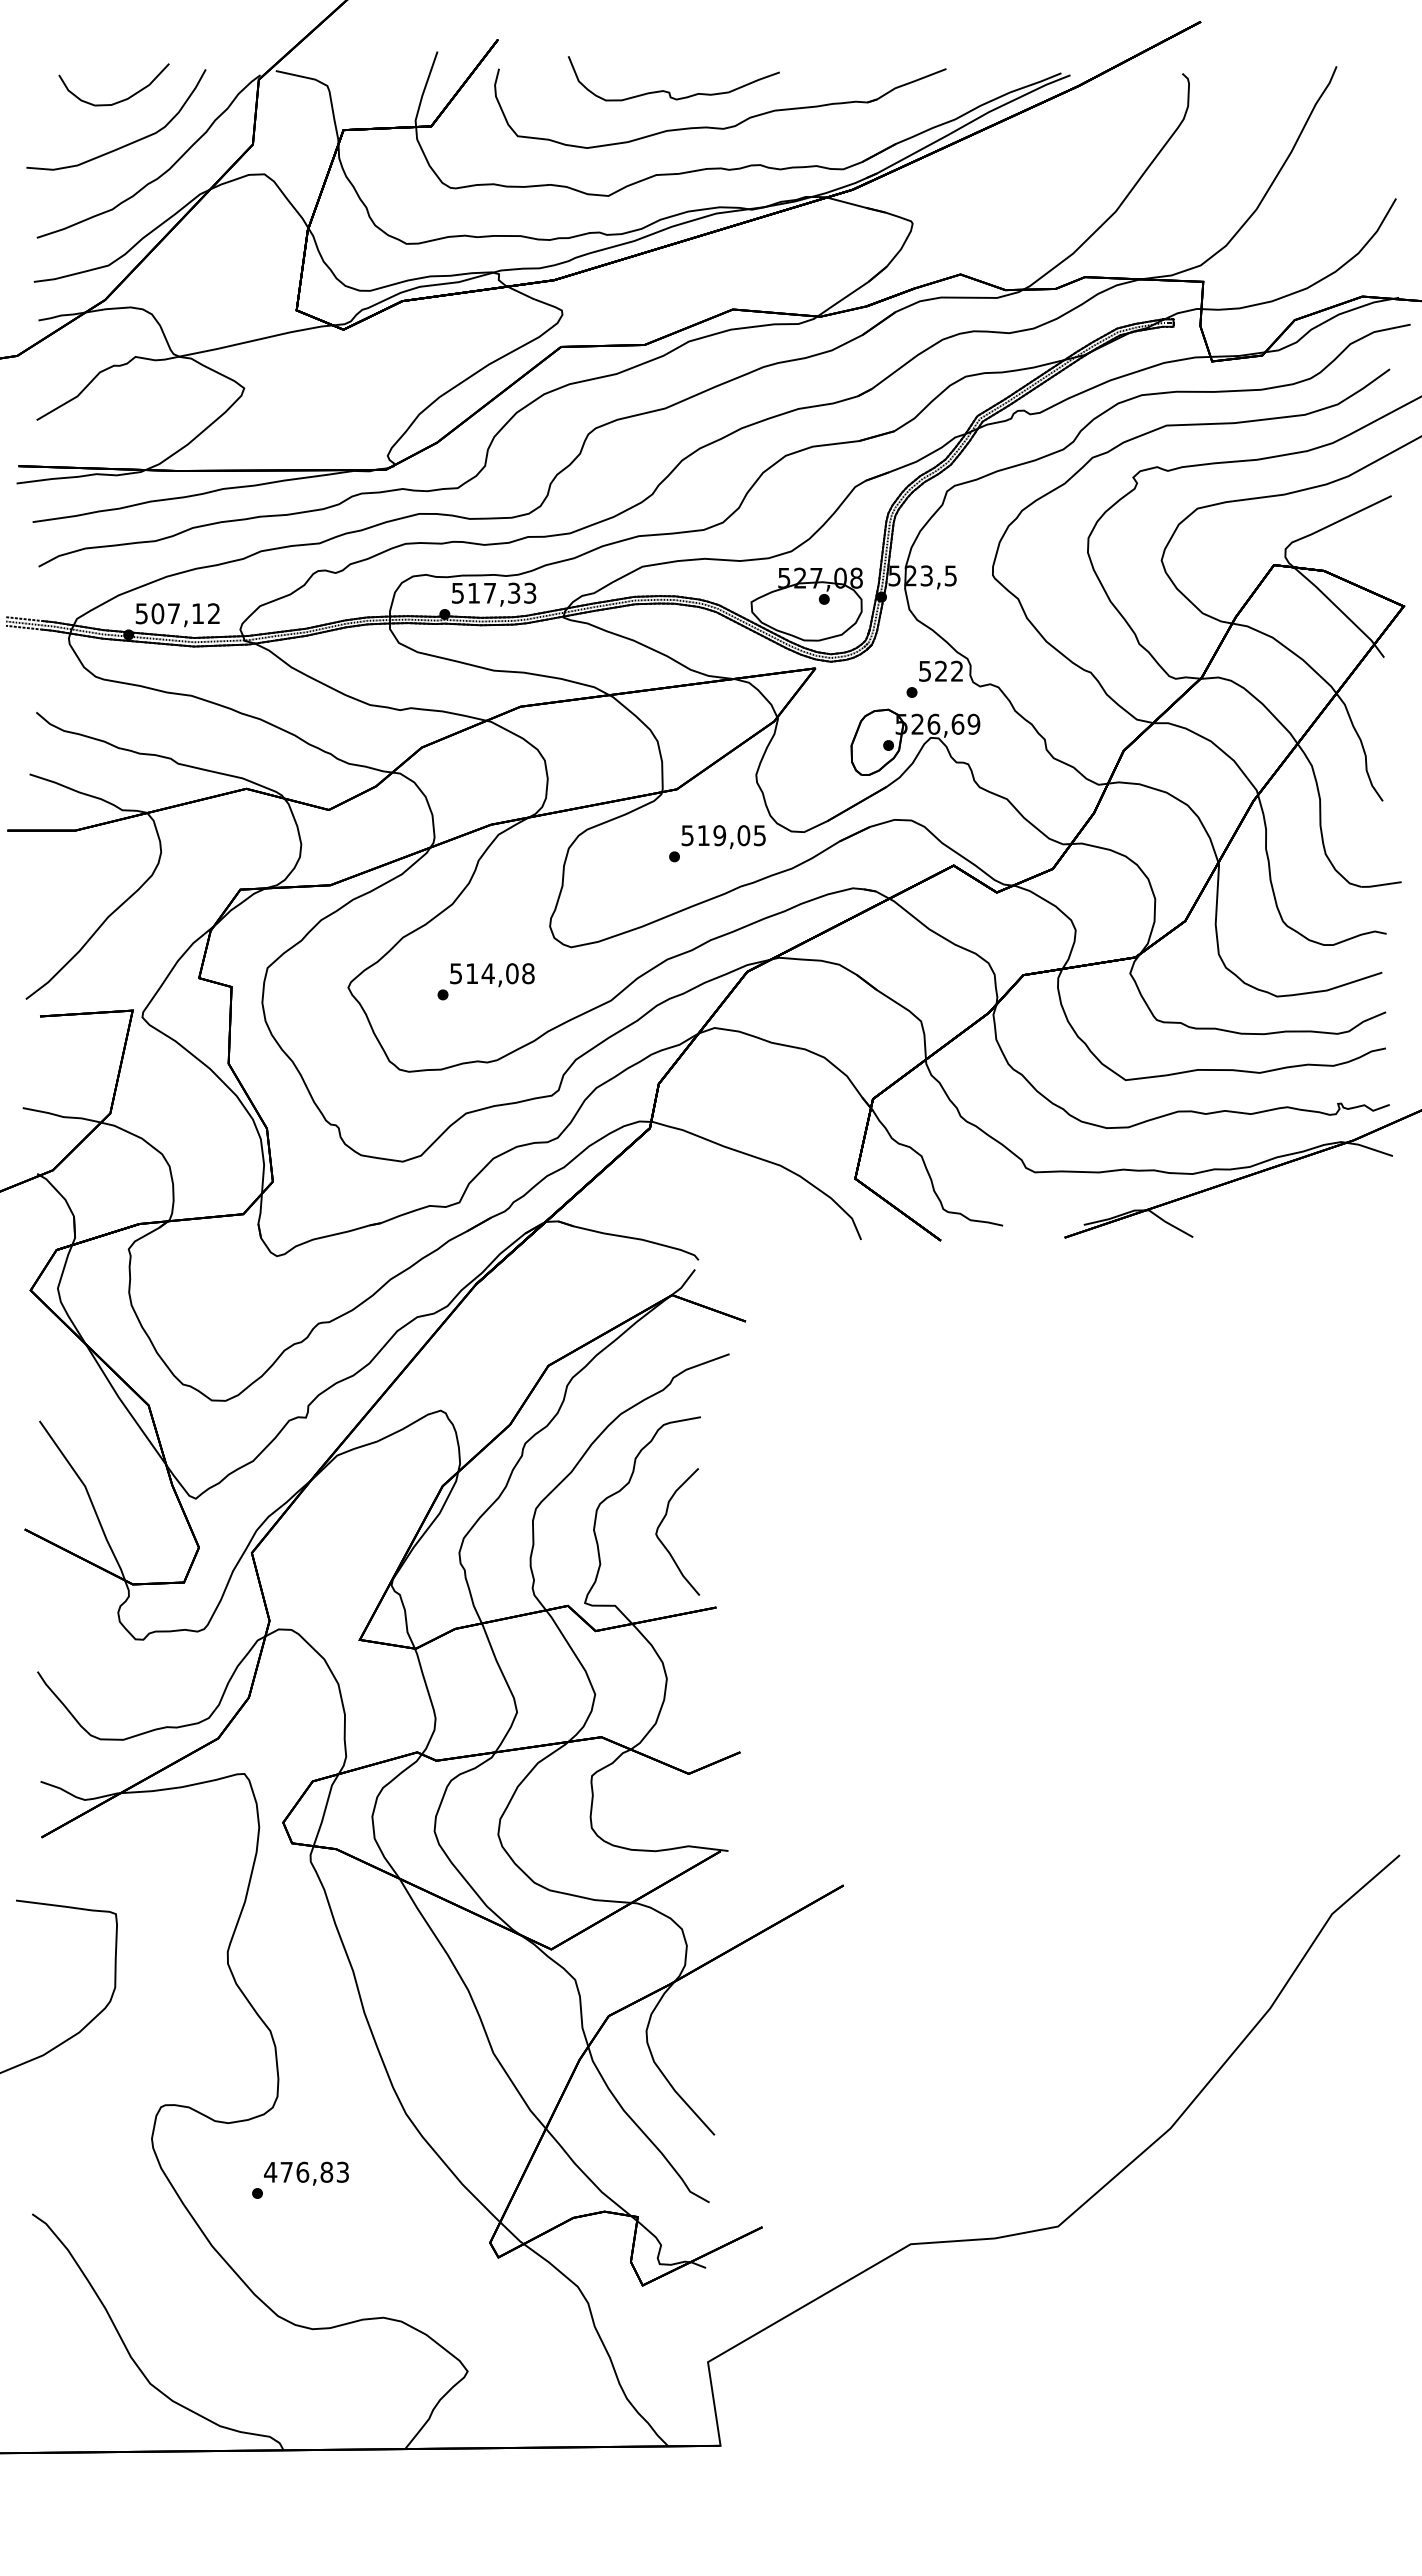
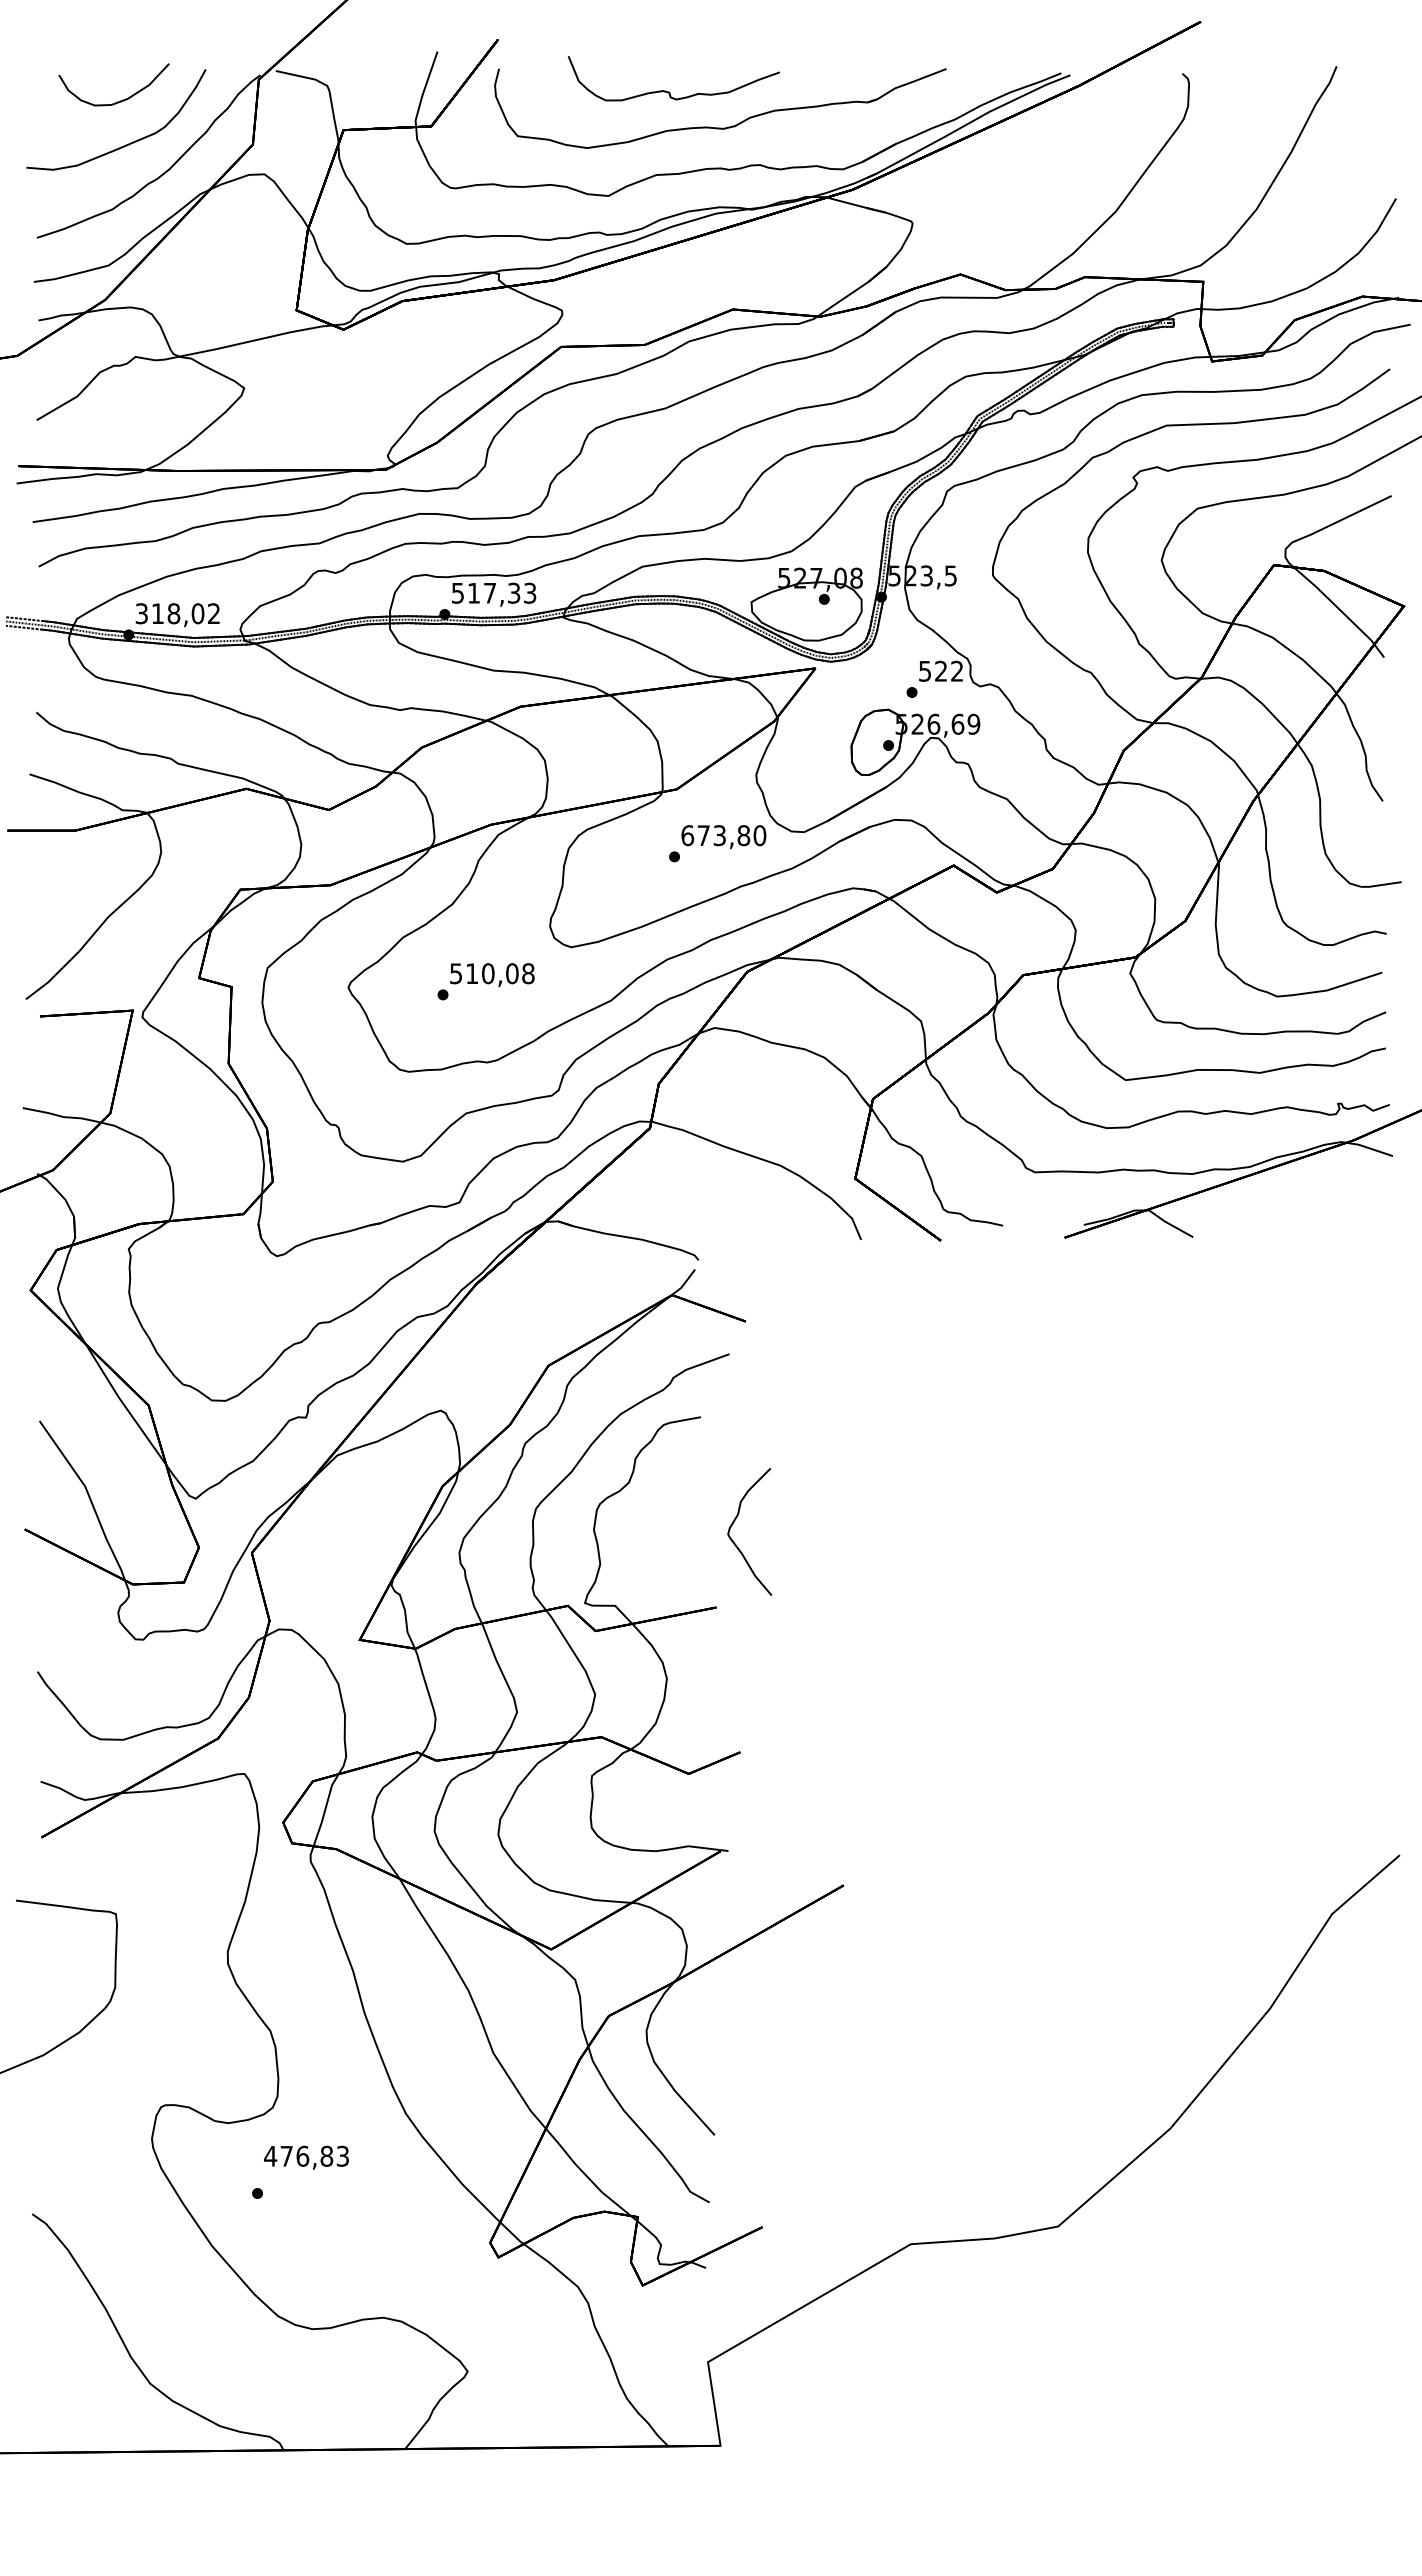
text: 507,12 -> 318,02 (170, 613)
text: 519,05 -> 673,80 (723, 835)
text: 514,08 -> 510,08 (487, 973)
part position: (661, 1524) -> (733, 1524) (733, 1524)
text position: (306, 2173) -> (306, 2157) (306, 2157)
